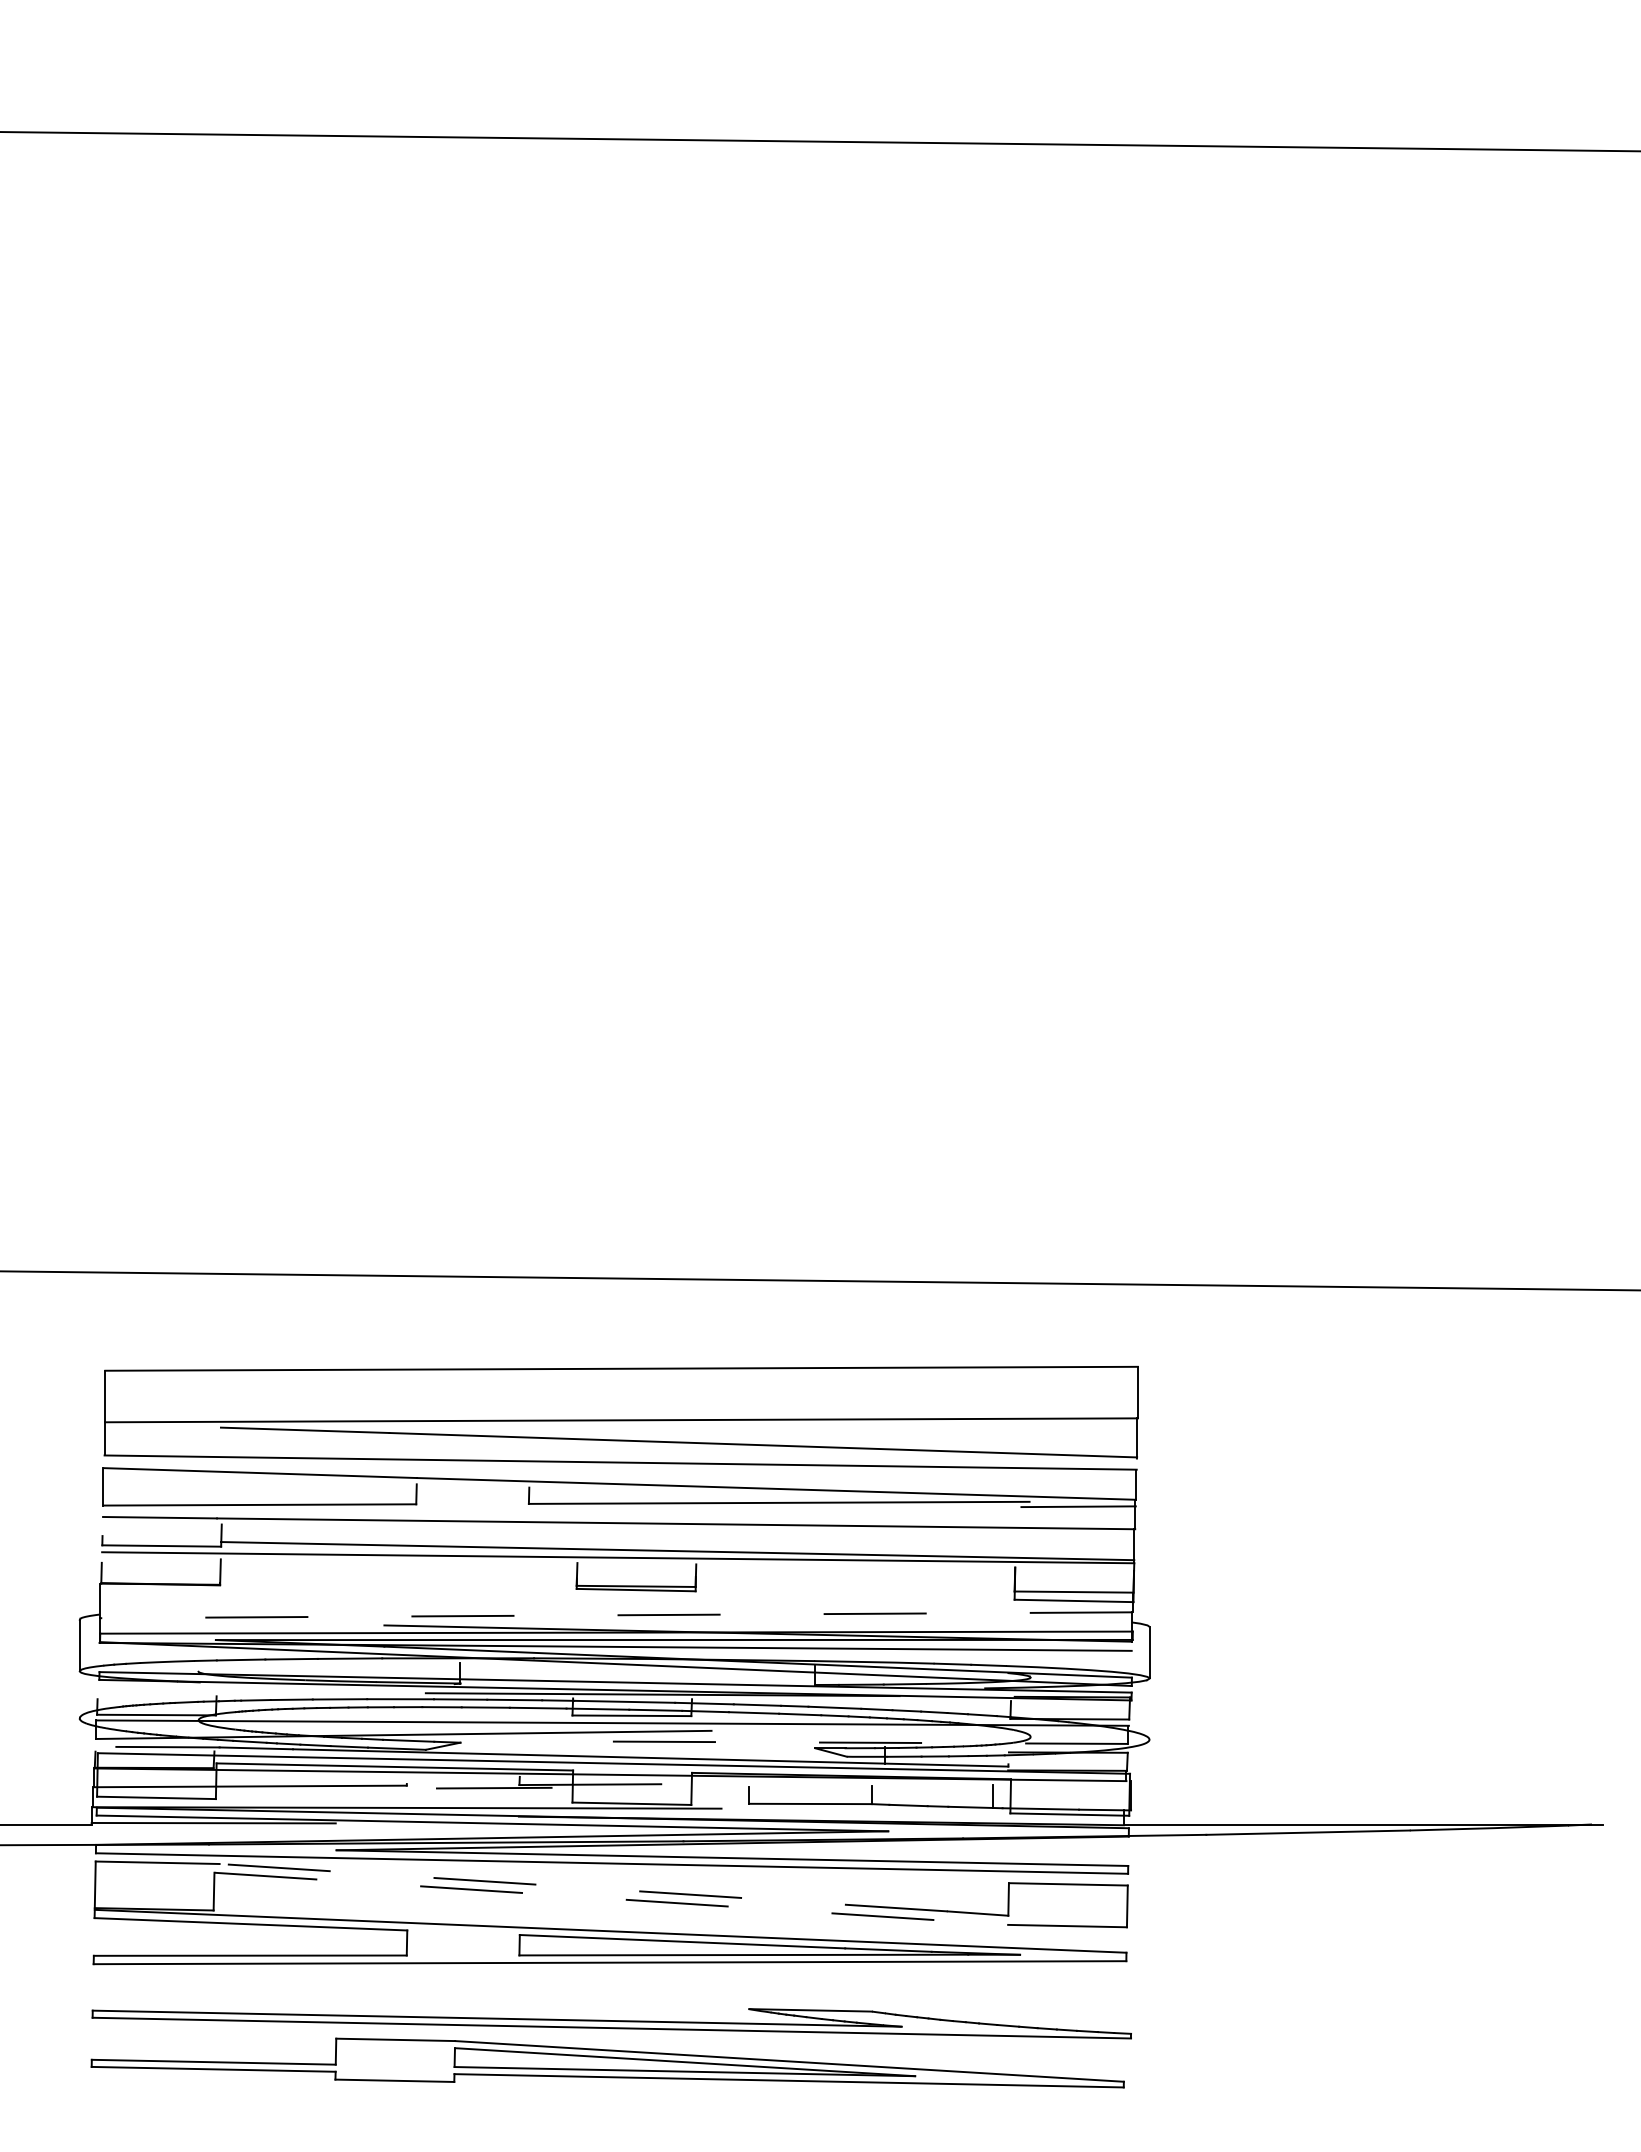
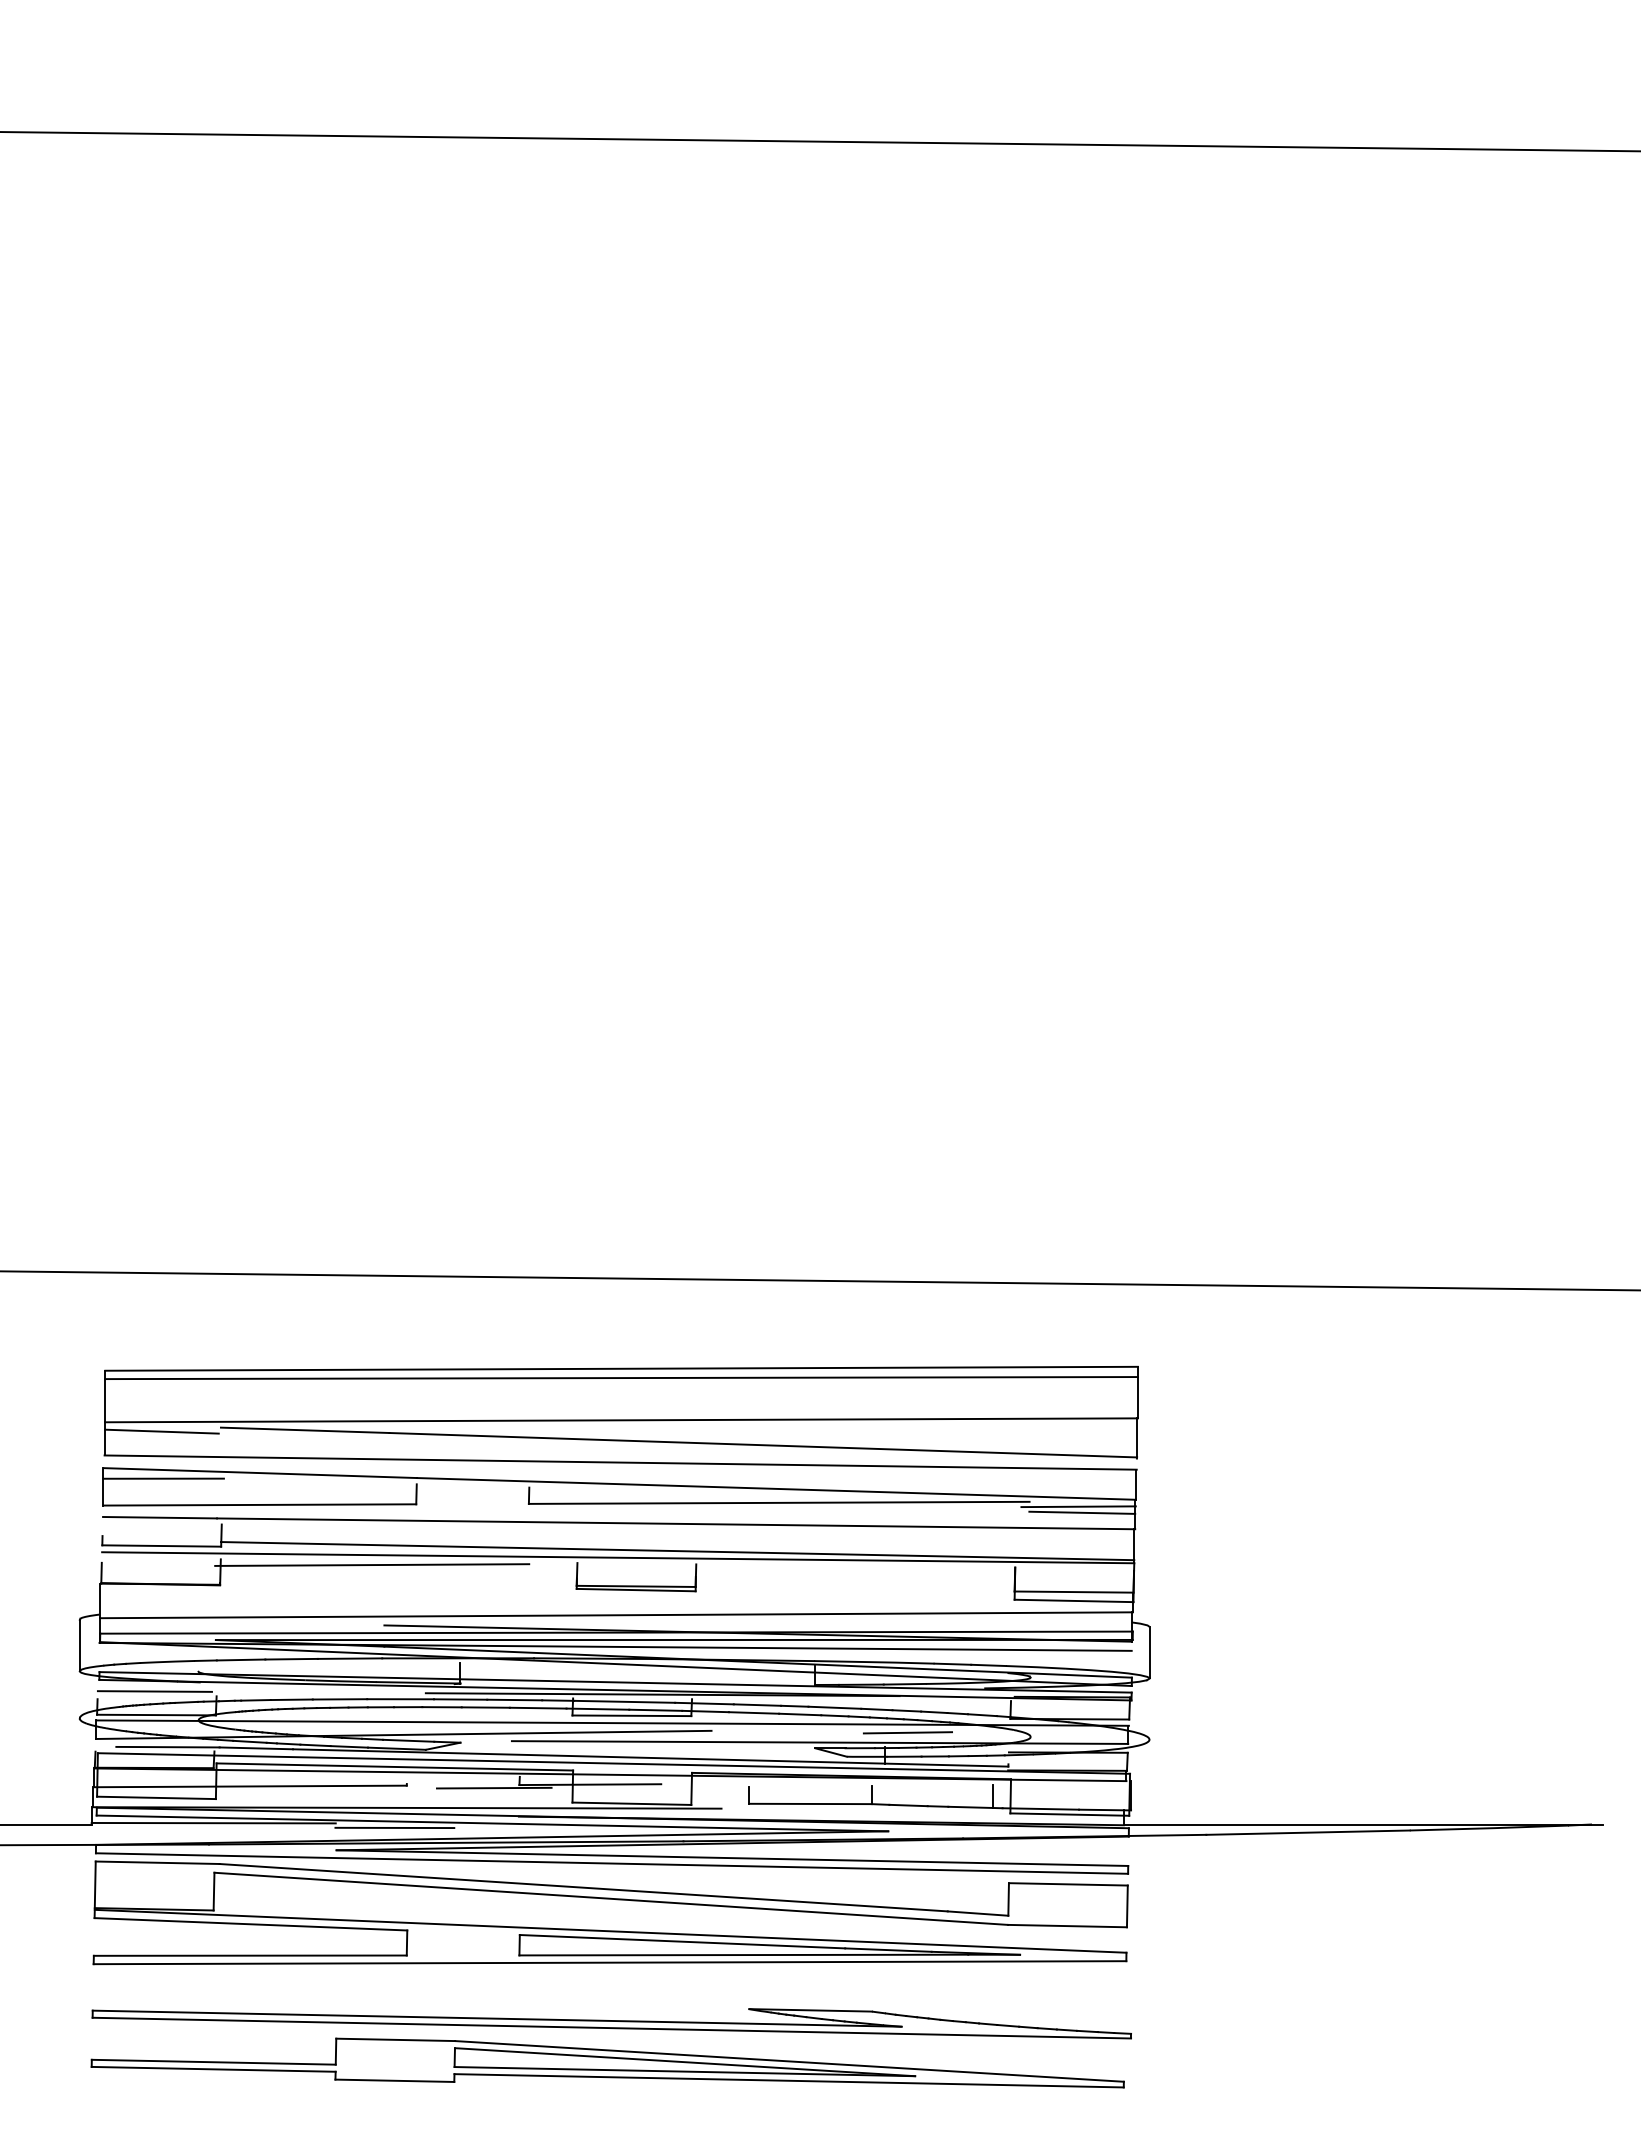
line: none -> present (621, 1378)
line: none -> present (161, 1431)
line: none -> present (163, 1478)
line: none -> present (1082, 1512)
line: none -> present (372, 1564)
line: dashed -> solid (616, 1615)
line: none -> present (154, 1691)
line: none -> present (907, 1732)
line: dashed -> solid (819, 1742)
line: none -> present (394, 1827)
line: dashed -> solid (583, 1887)
line: dashed -> solid (611, 1898)
